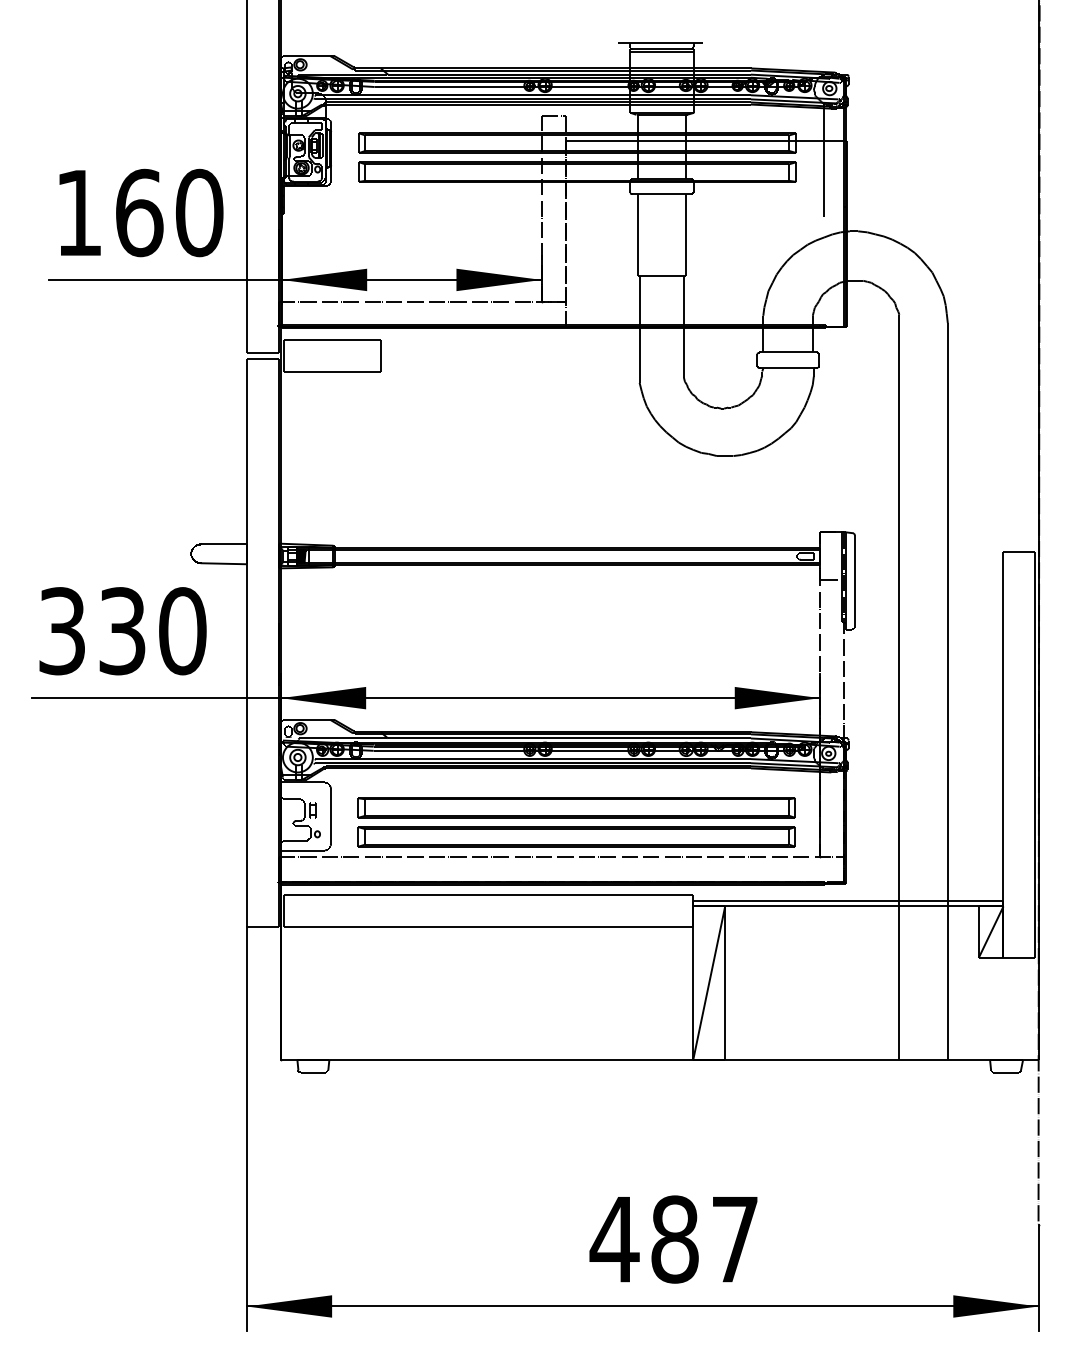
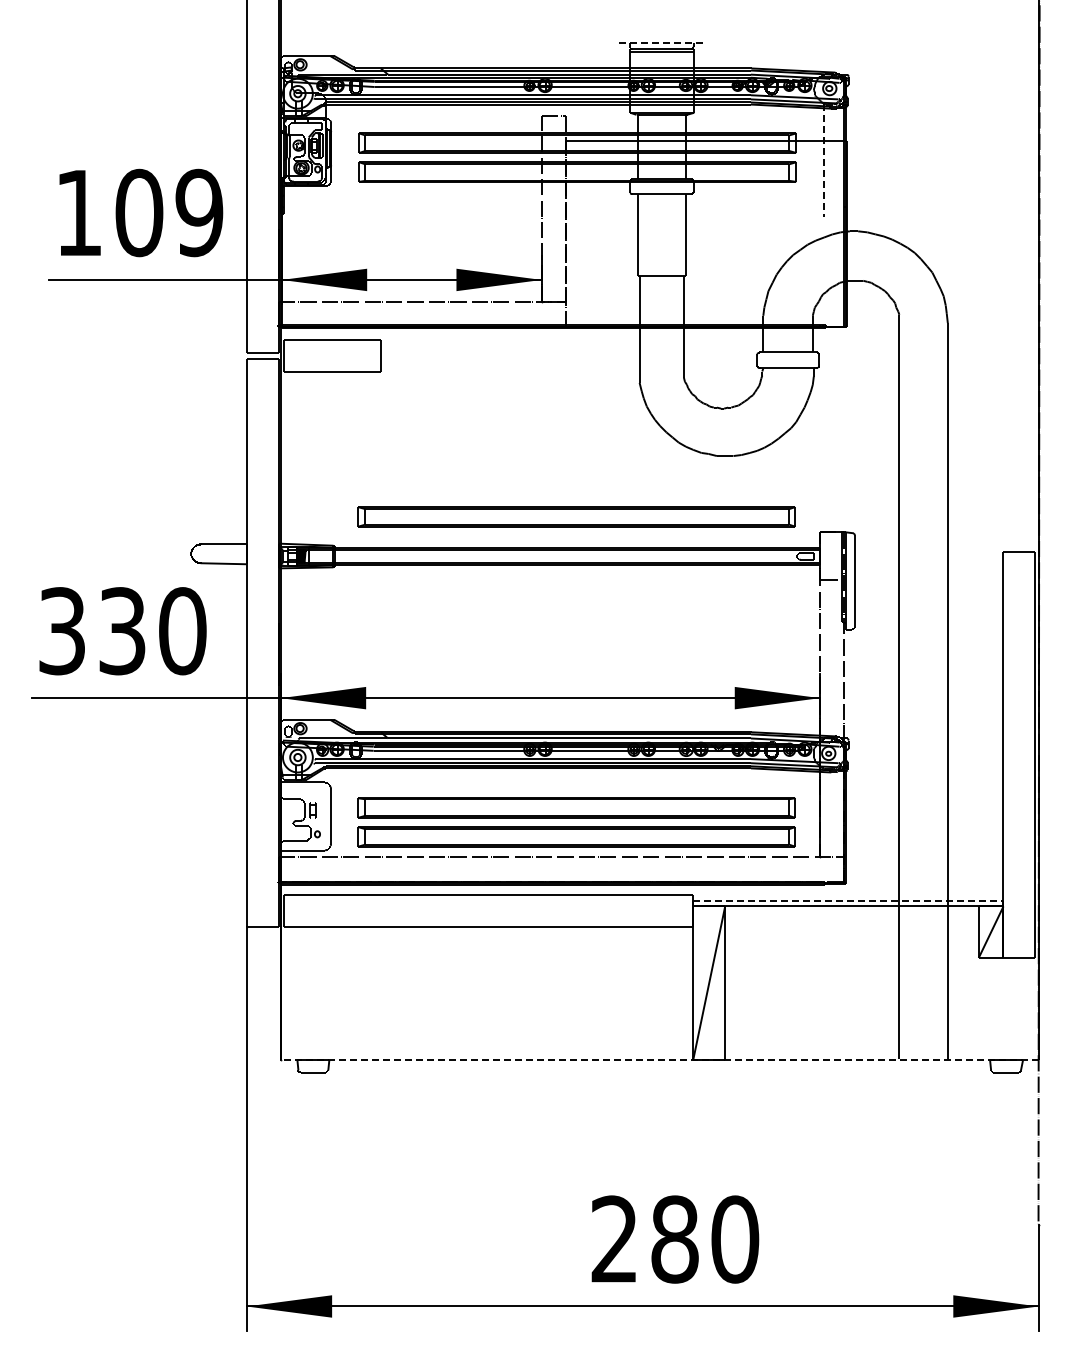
line: solid -> dashed (659, 42)
line: solid -> dashed (824, 160)
text: 160 -> 109 (169, 212)
part: none -> present (576, 516)
line: solid -> dashed (848, 901)
line: solid -> dashed (659, 1060)
text: 487 -> 280 (674, 1239)
